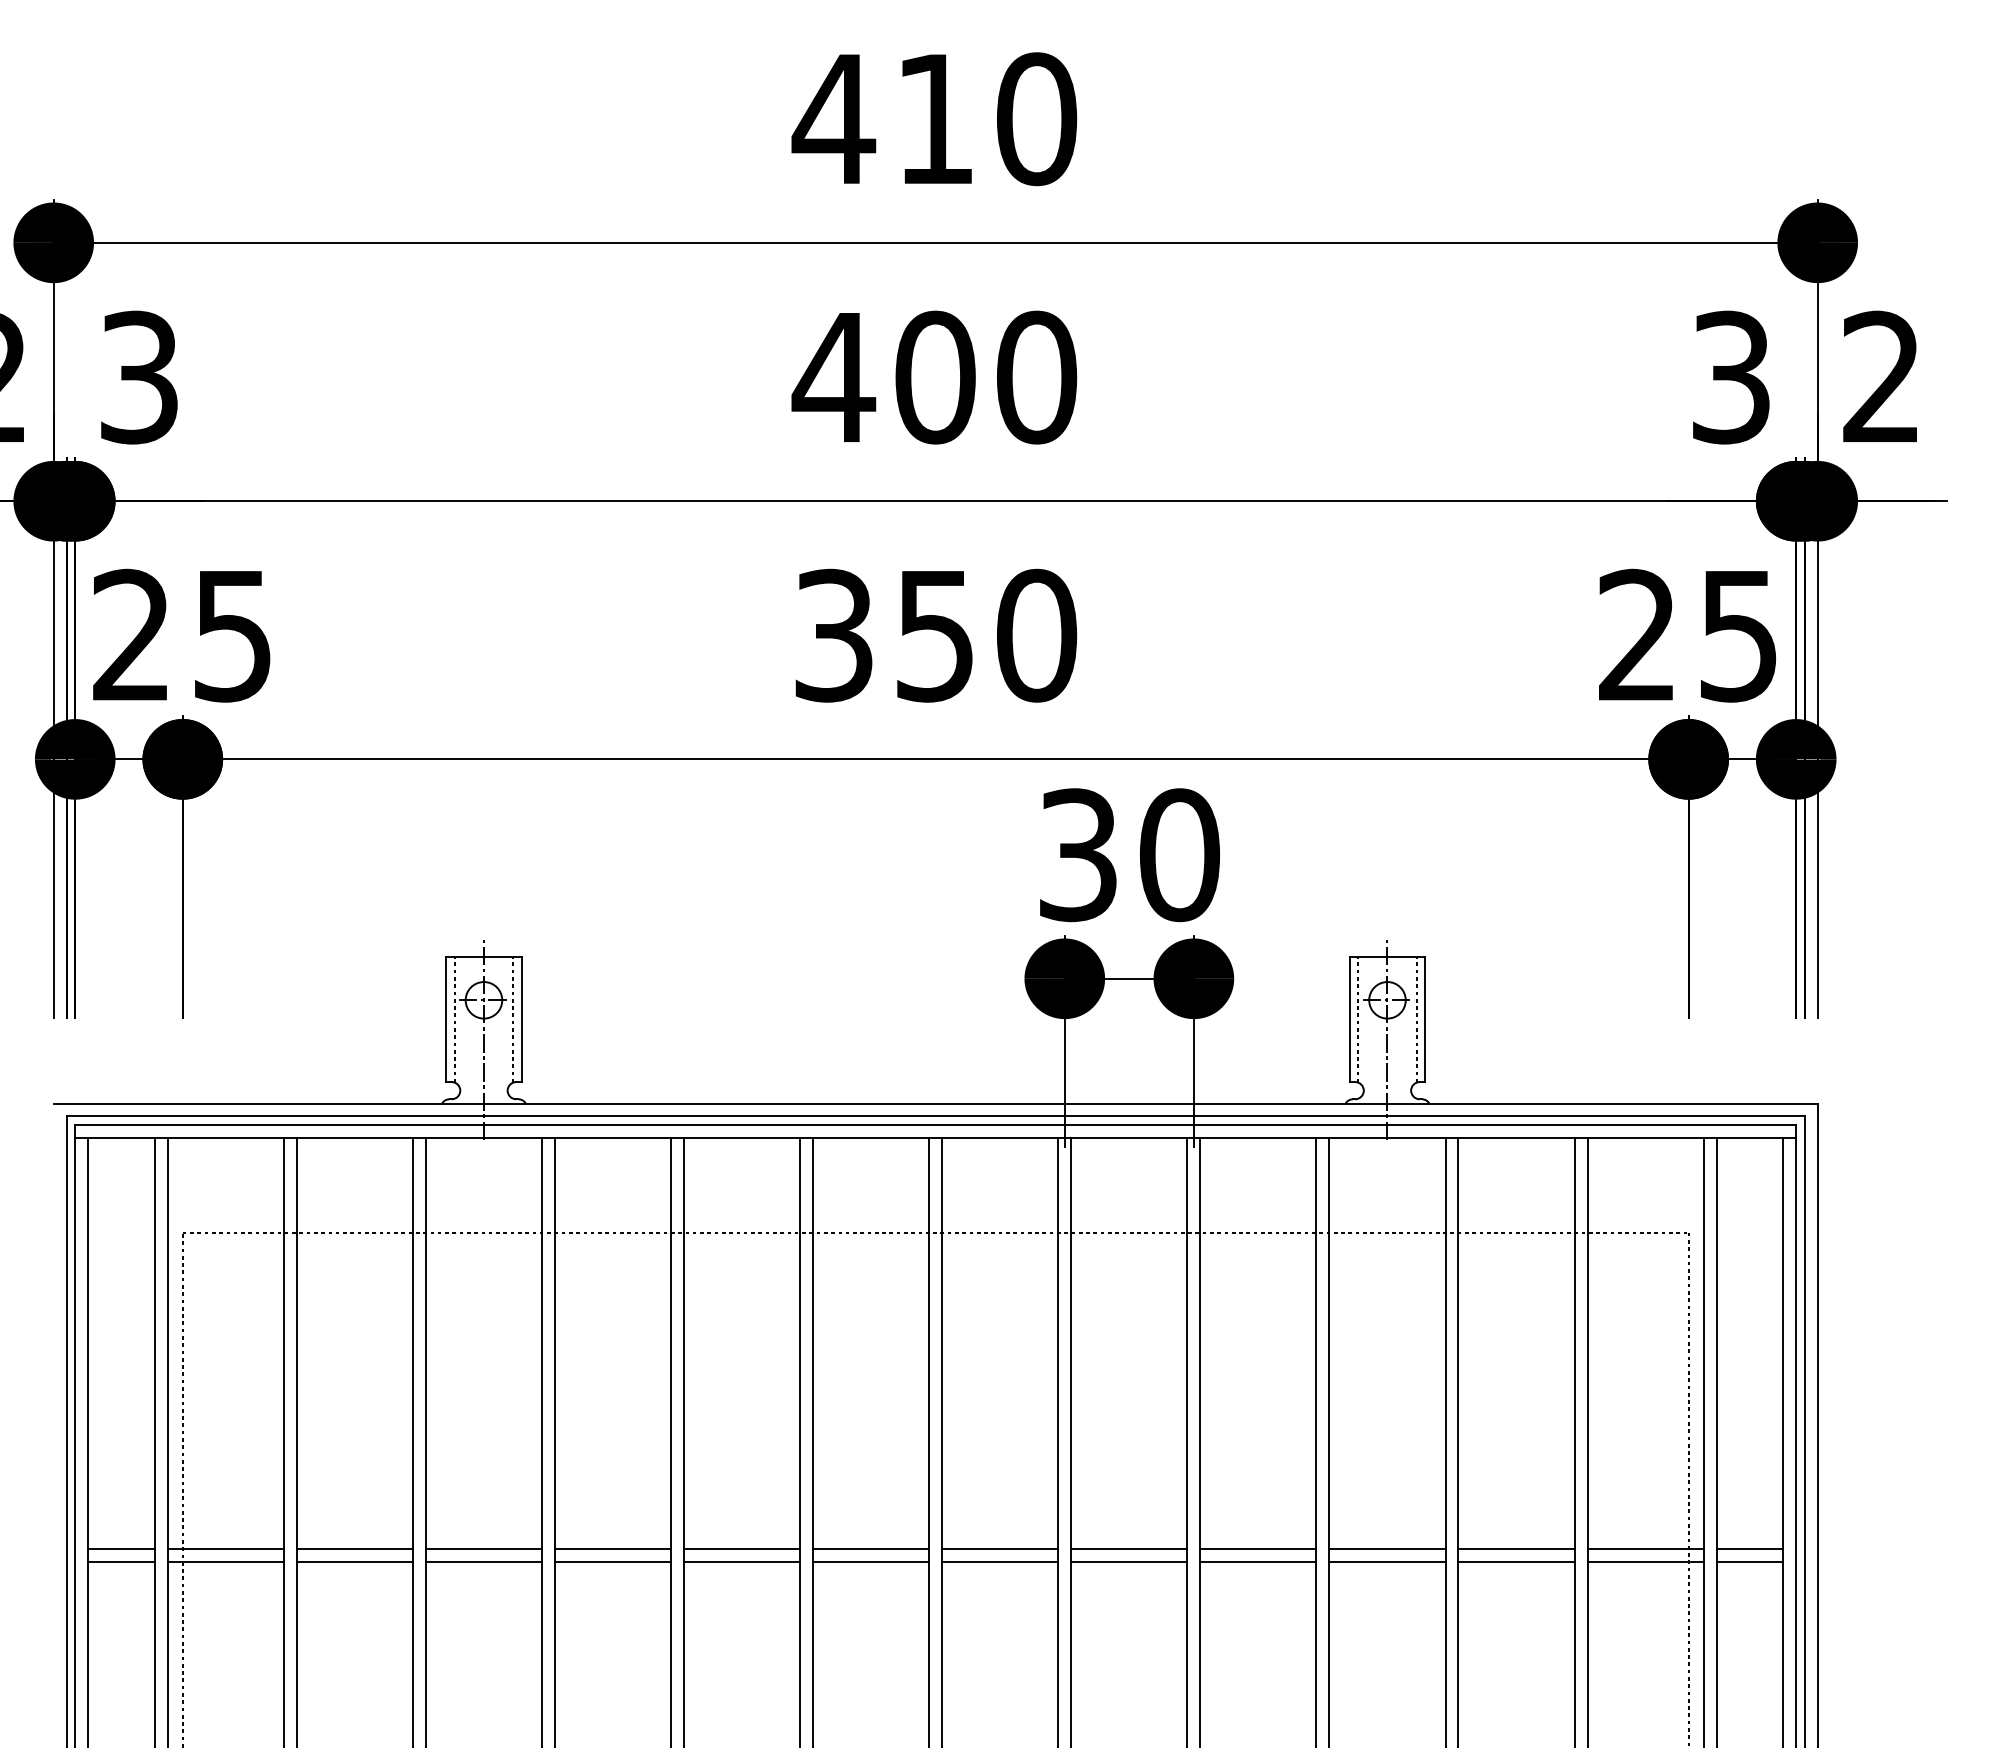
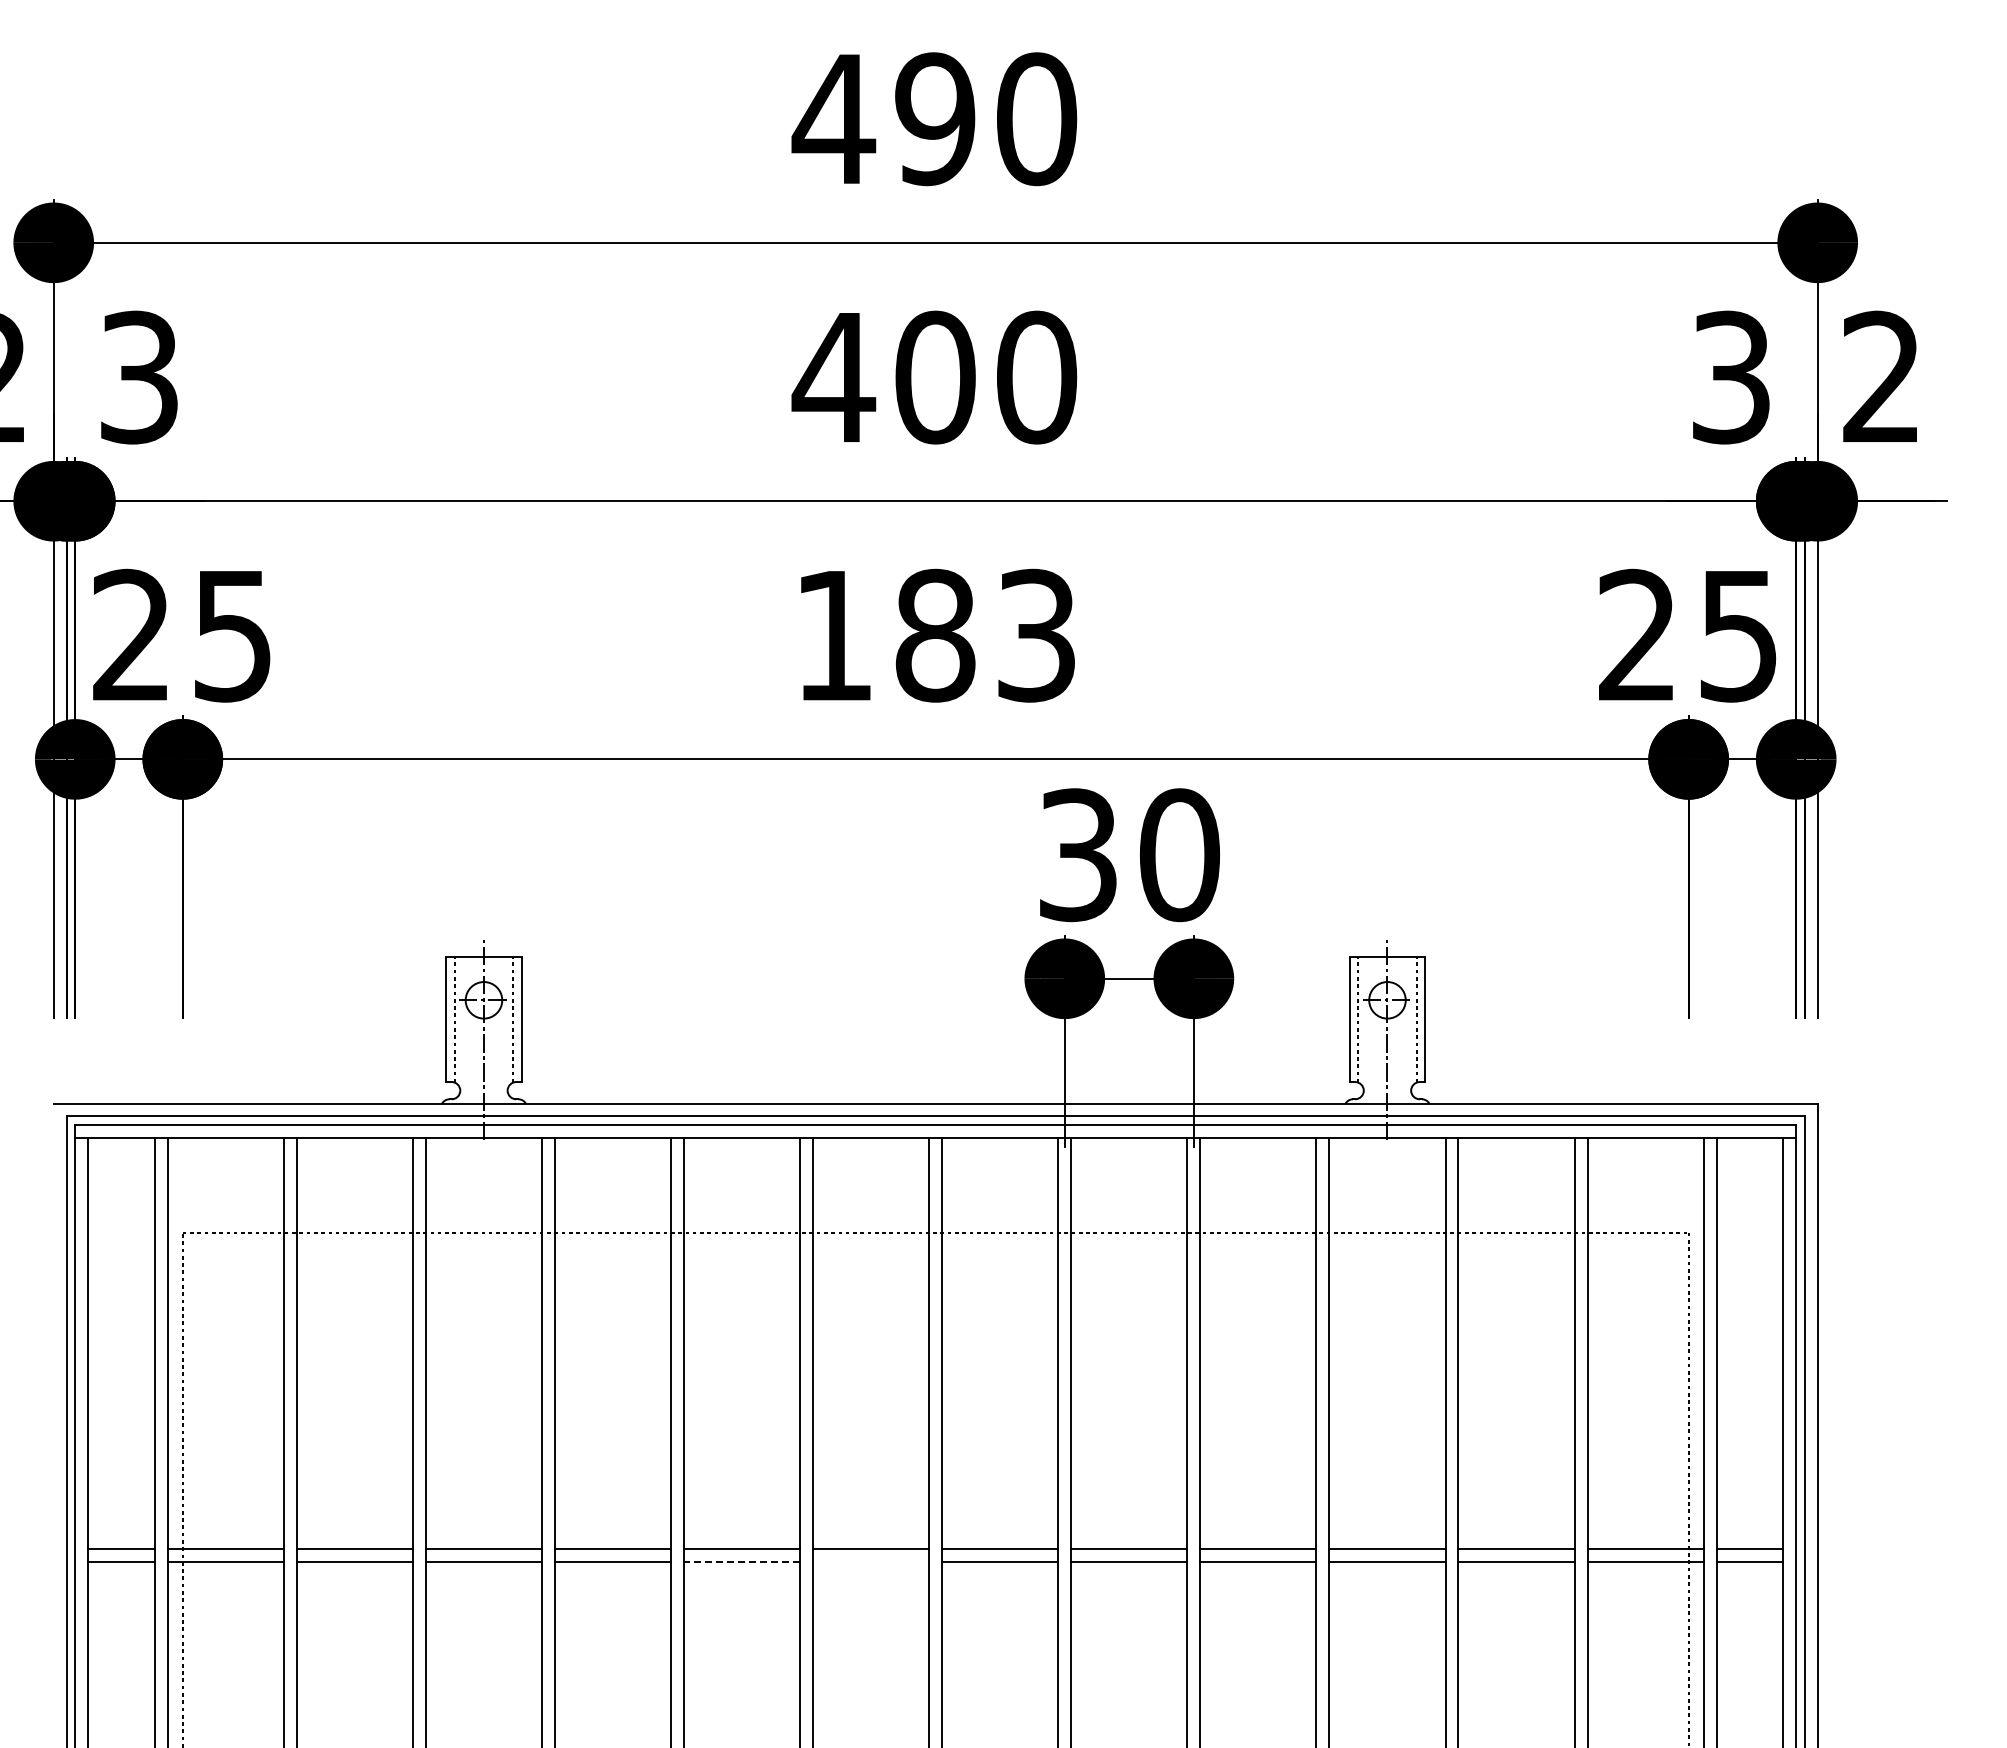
text: 410 -> 490 (935, 119)
text: 350 -> 183 (936, 635)
line: solid -> dashed (741, 1561)
line: present -> none (871, 1561)
